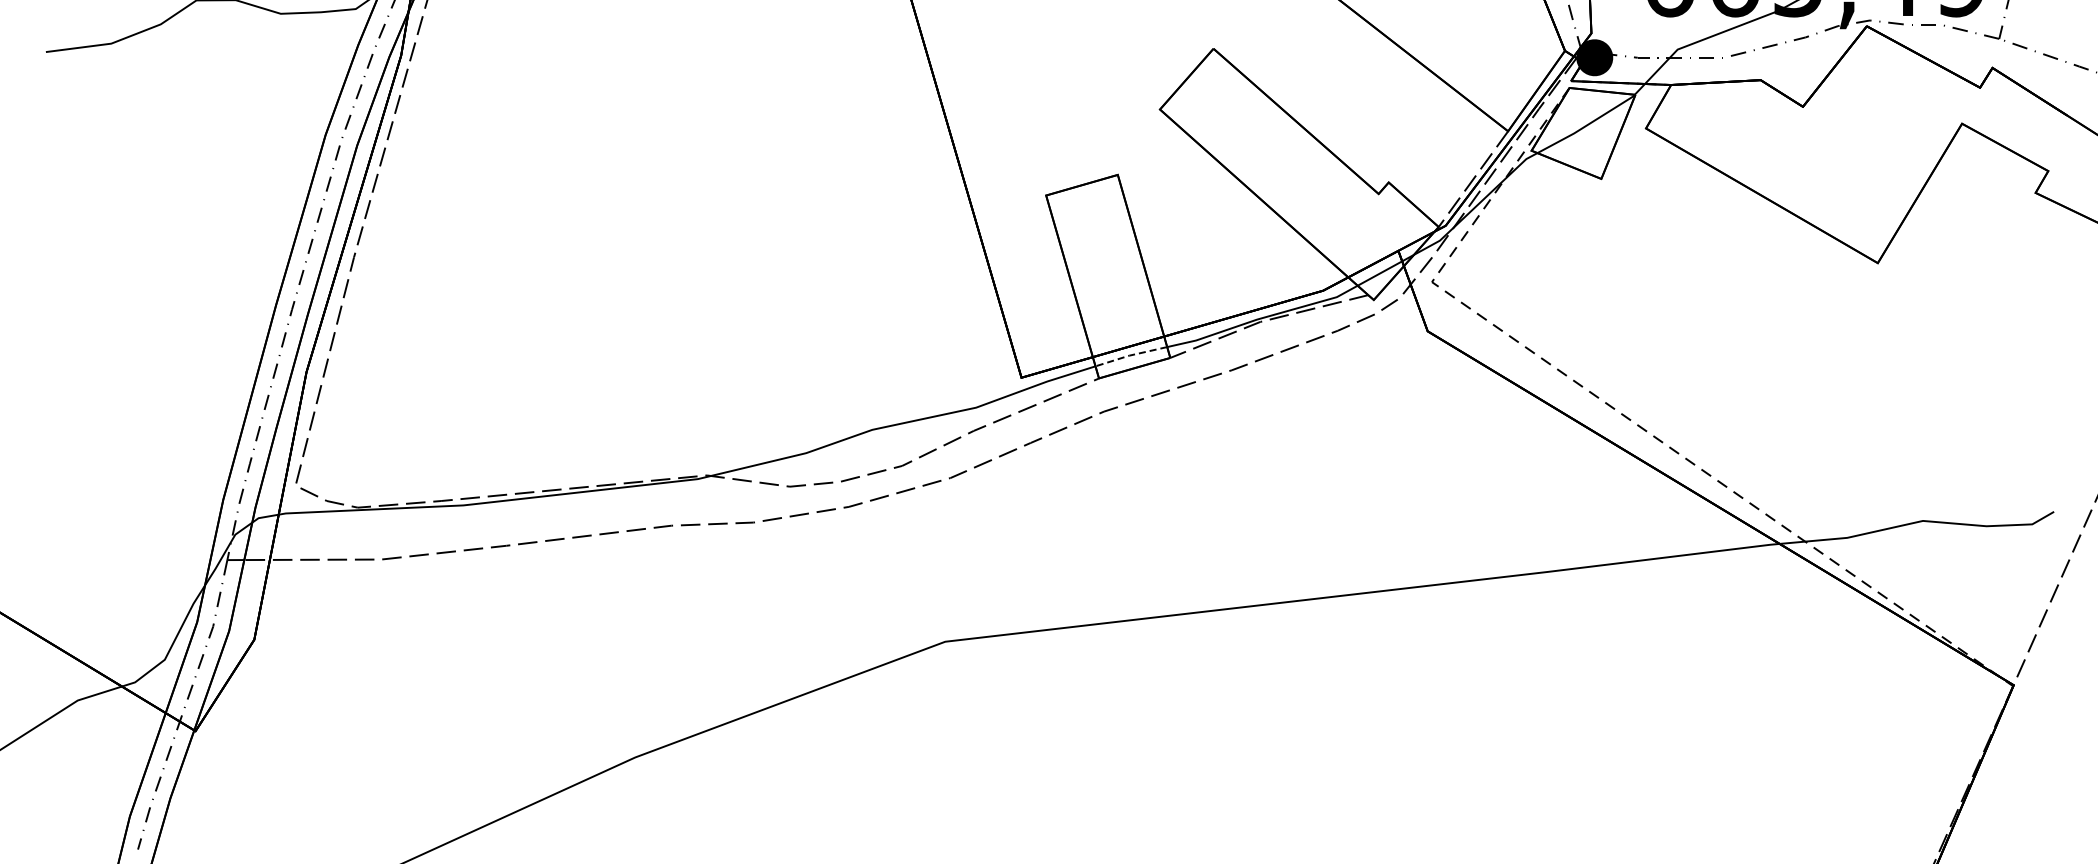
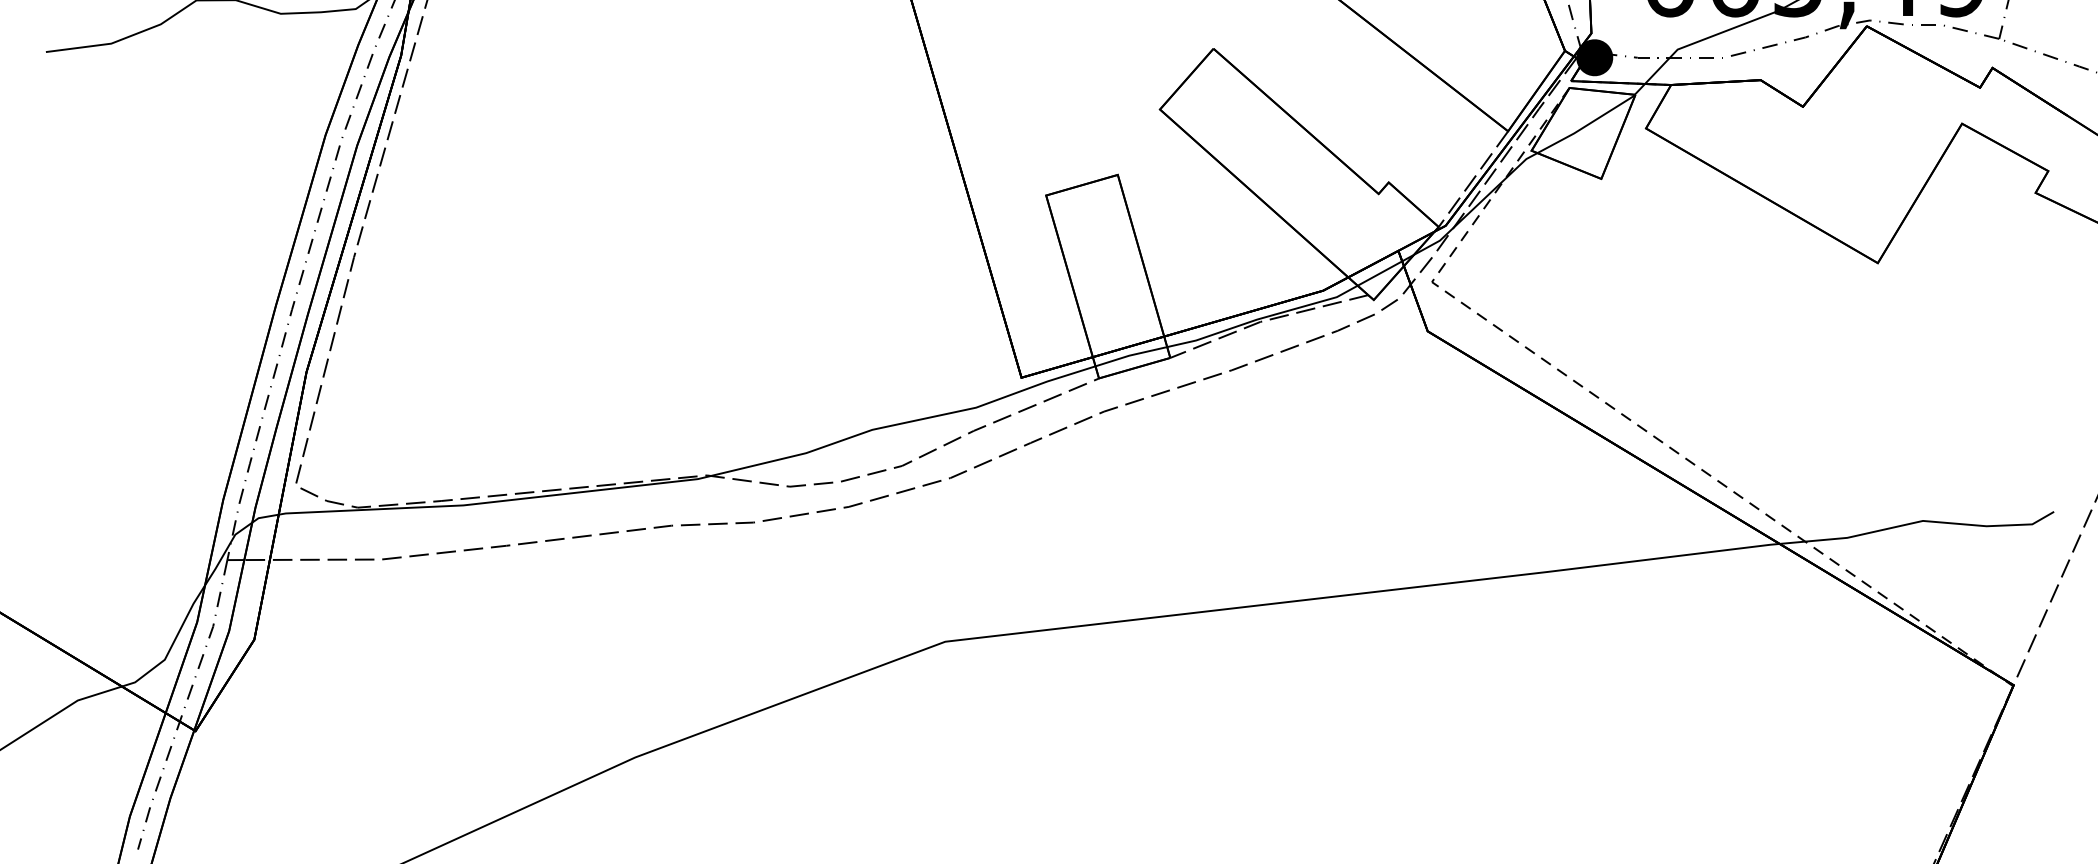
line: dashed -> solid (1130, 355)
